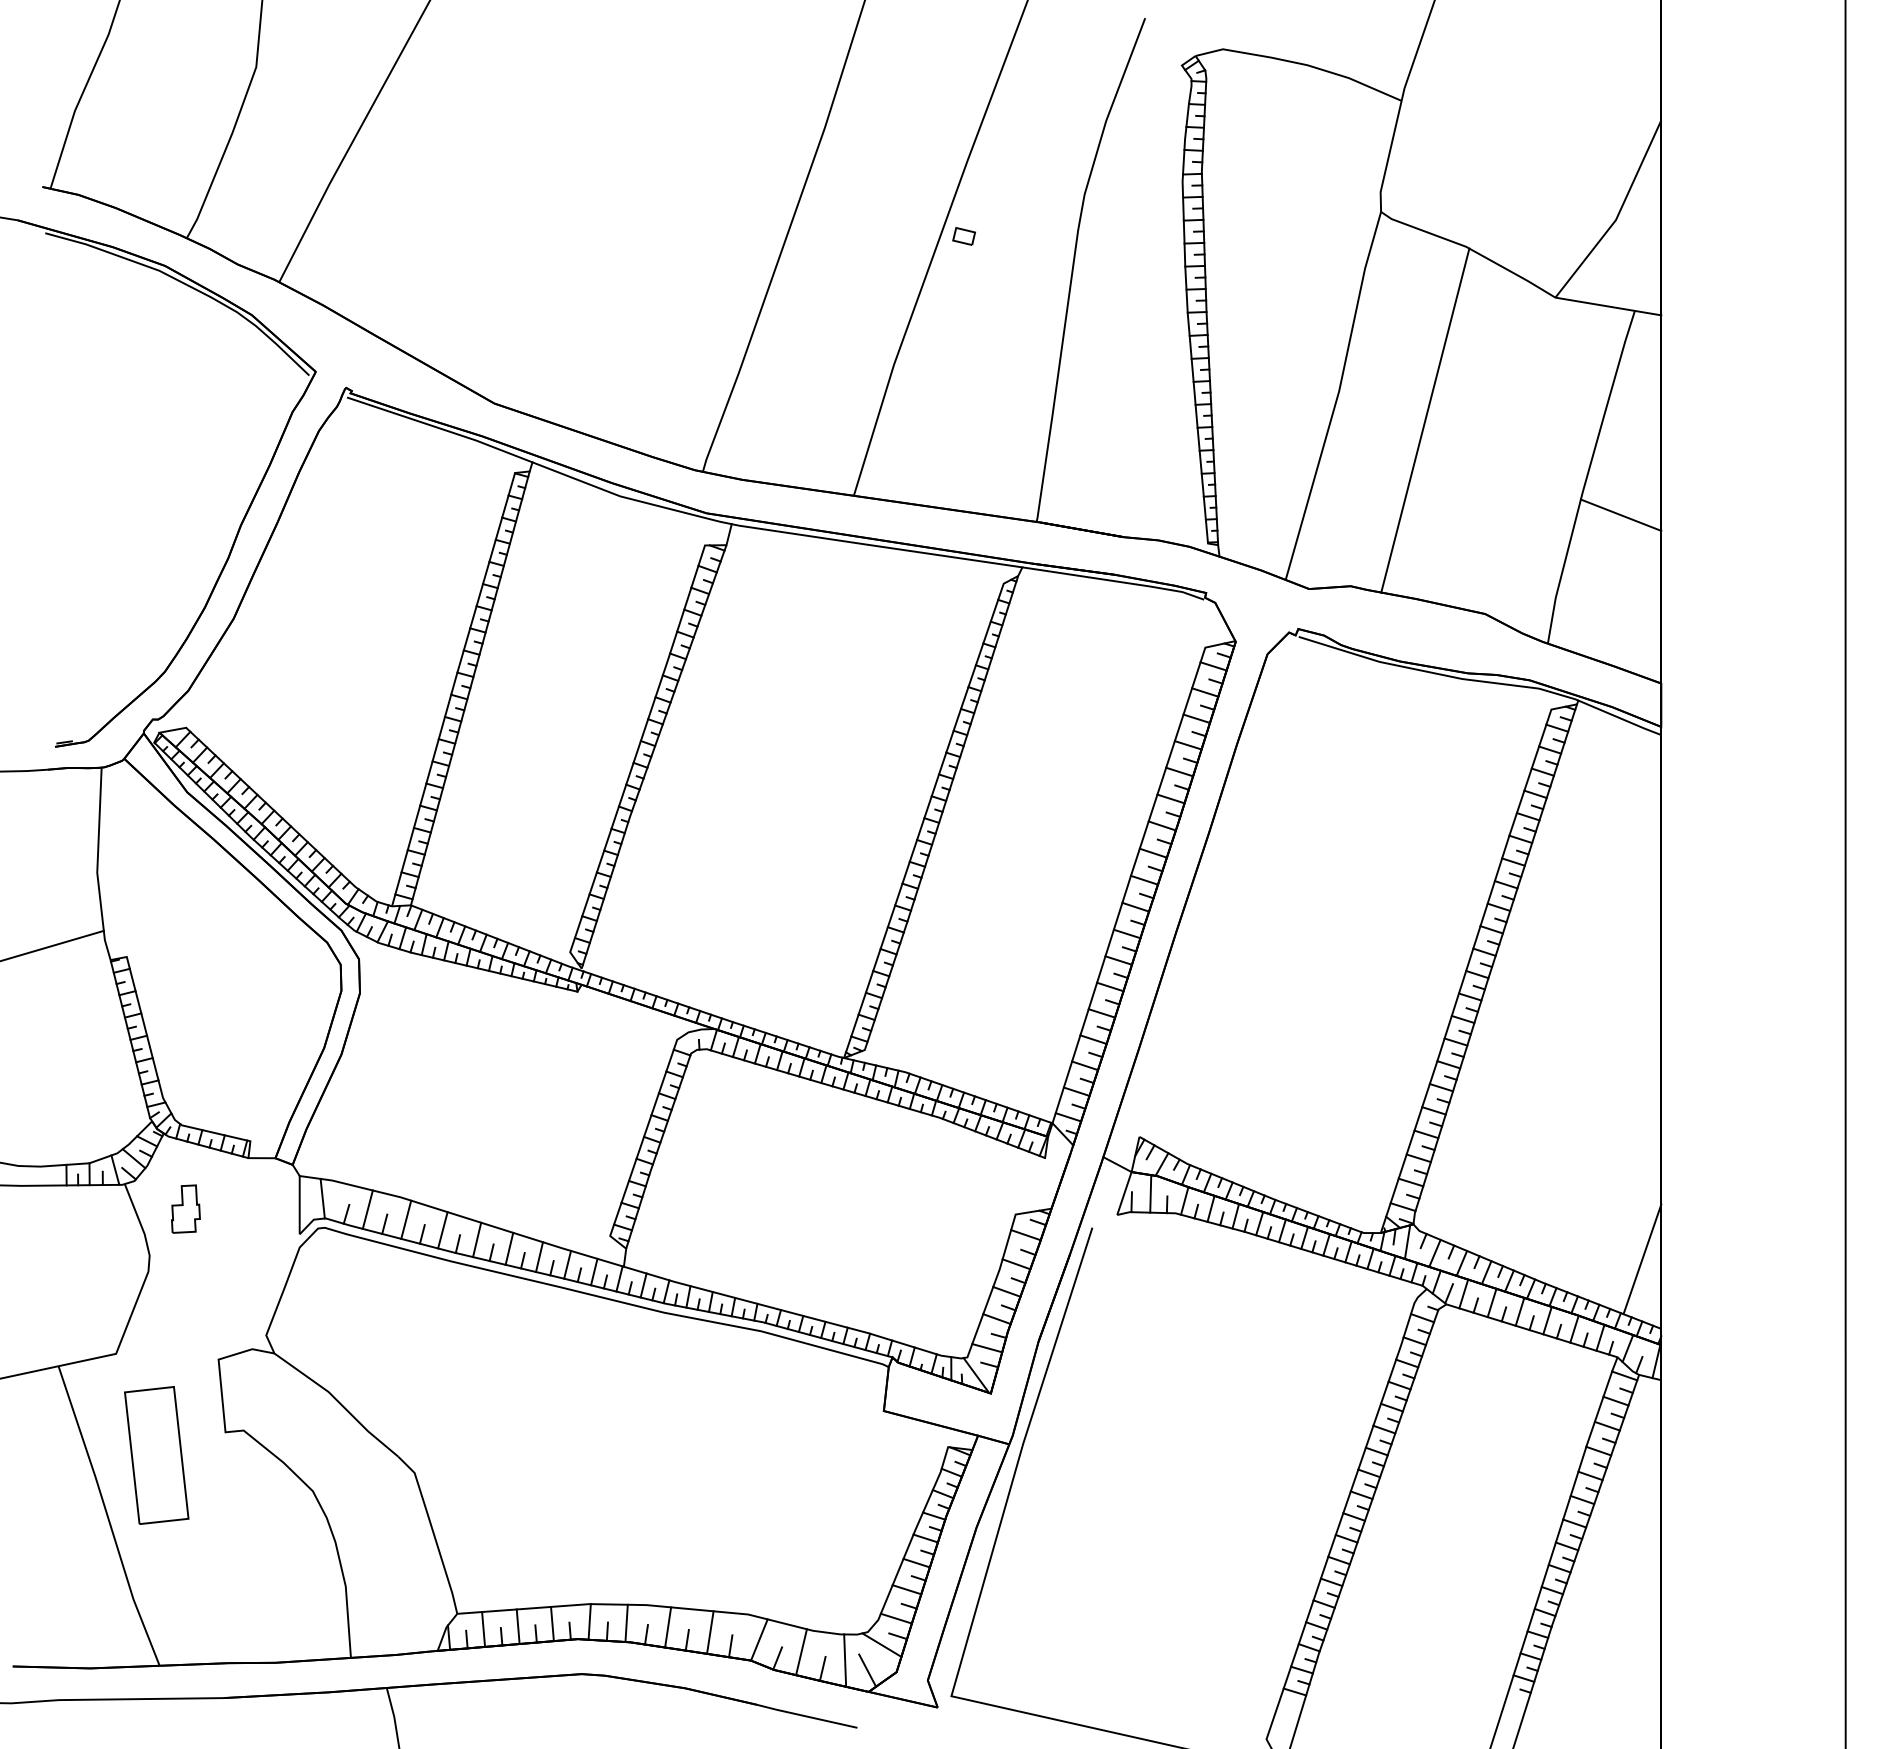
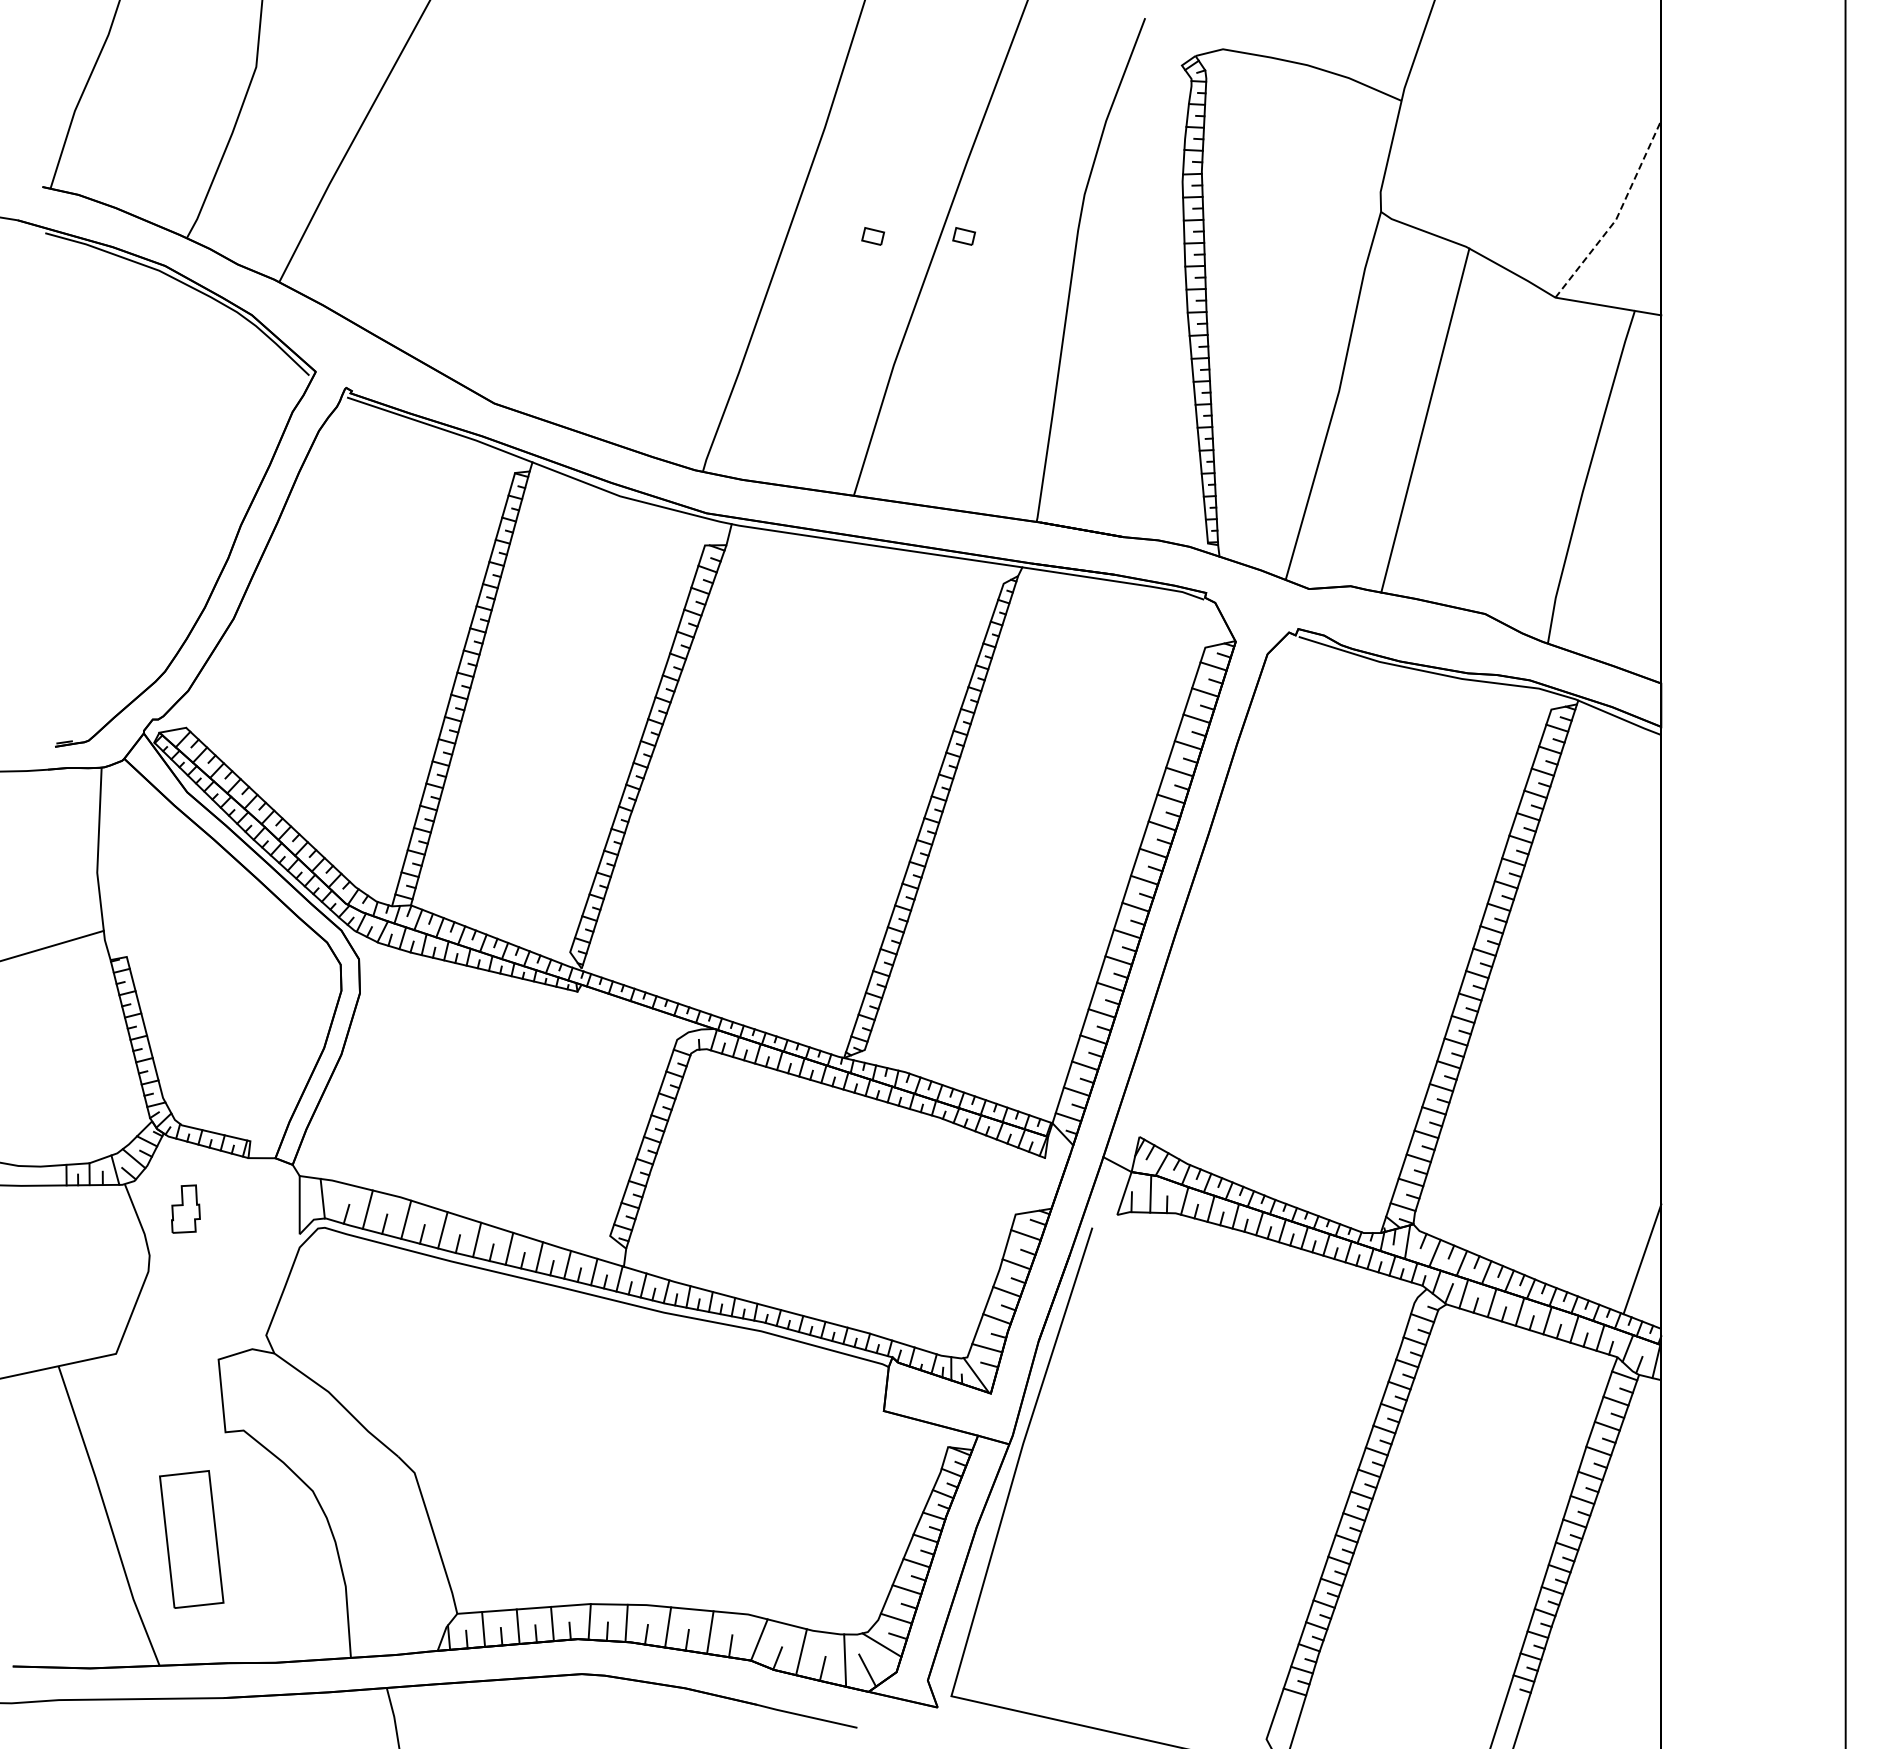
line: solid -> dashed (1618, 215)
part: none -> present (872, 236)
line: present -> none (1620, 514)
part position: (156, 1455) -> (191, 1539) (191, 1539)
